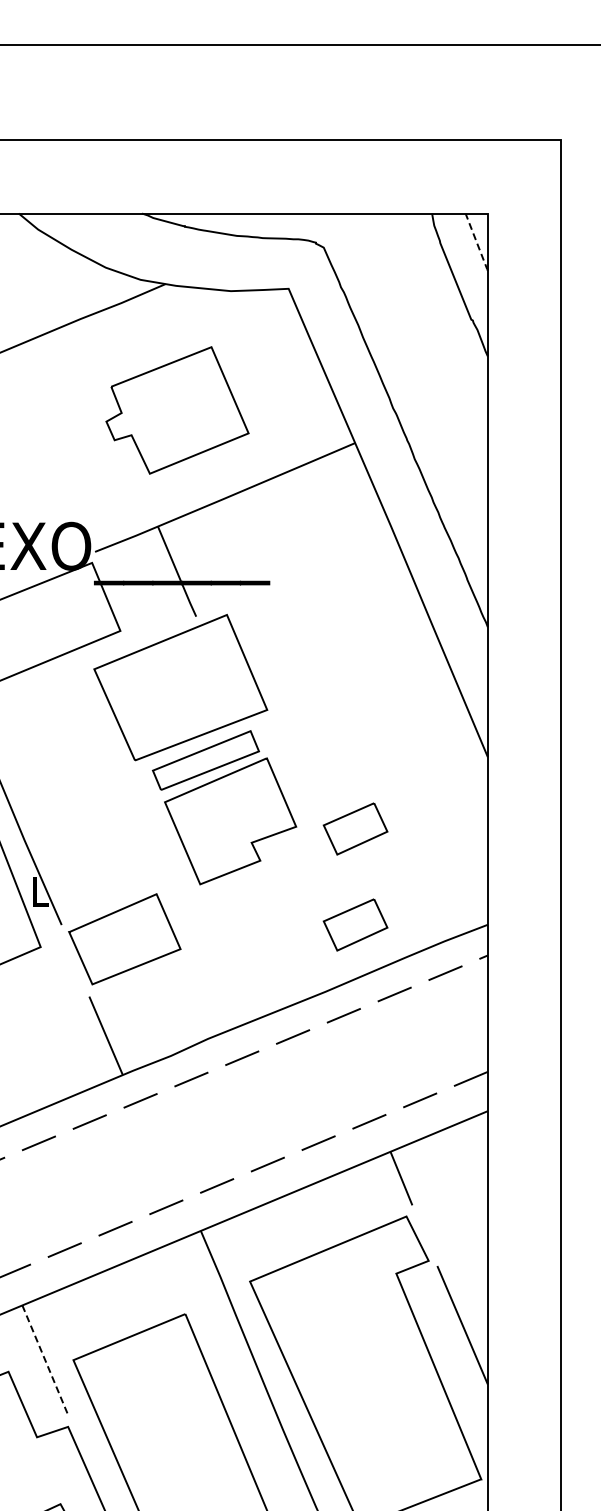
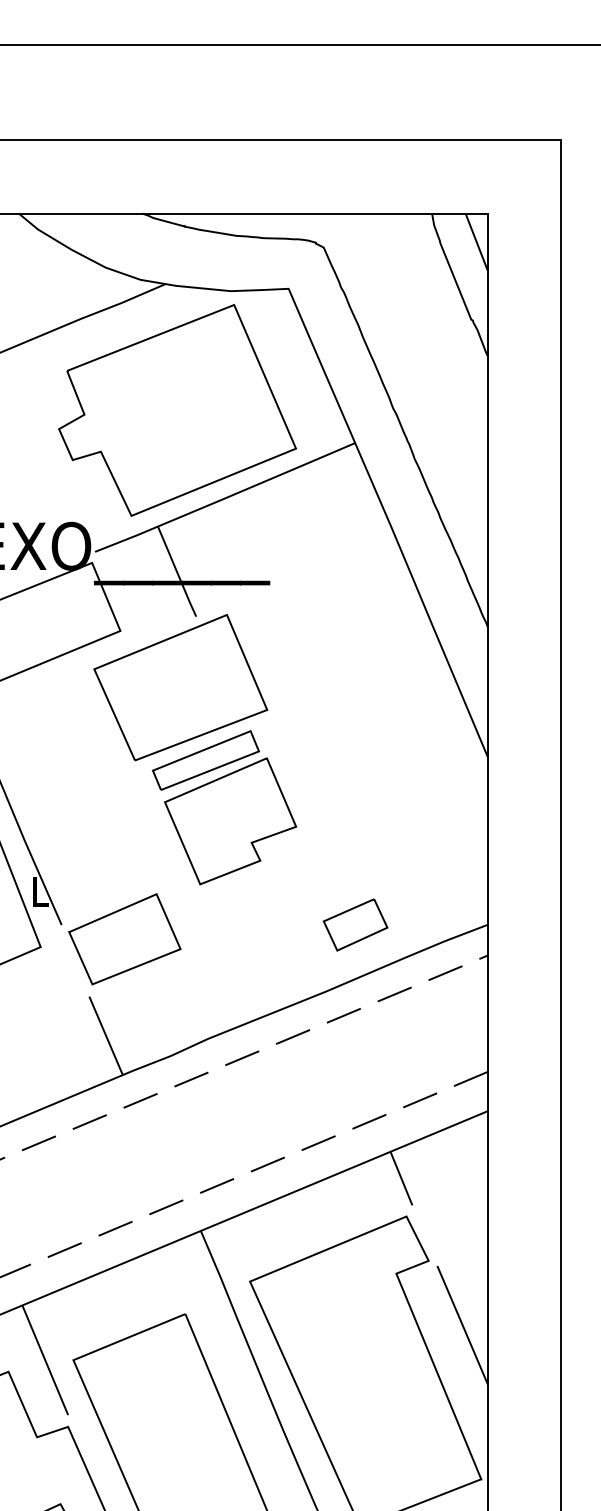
line: dashed -> solid (476, 242)
part size: 145x129 px -> 239x213 px (177, 410)
part: present -> none (355, 828)
line: dashed -> solid (45, 1360)
